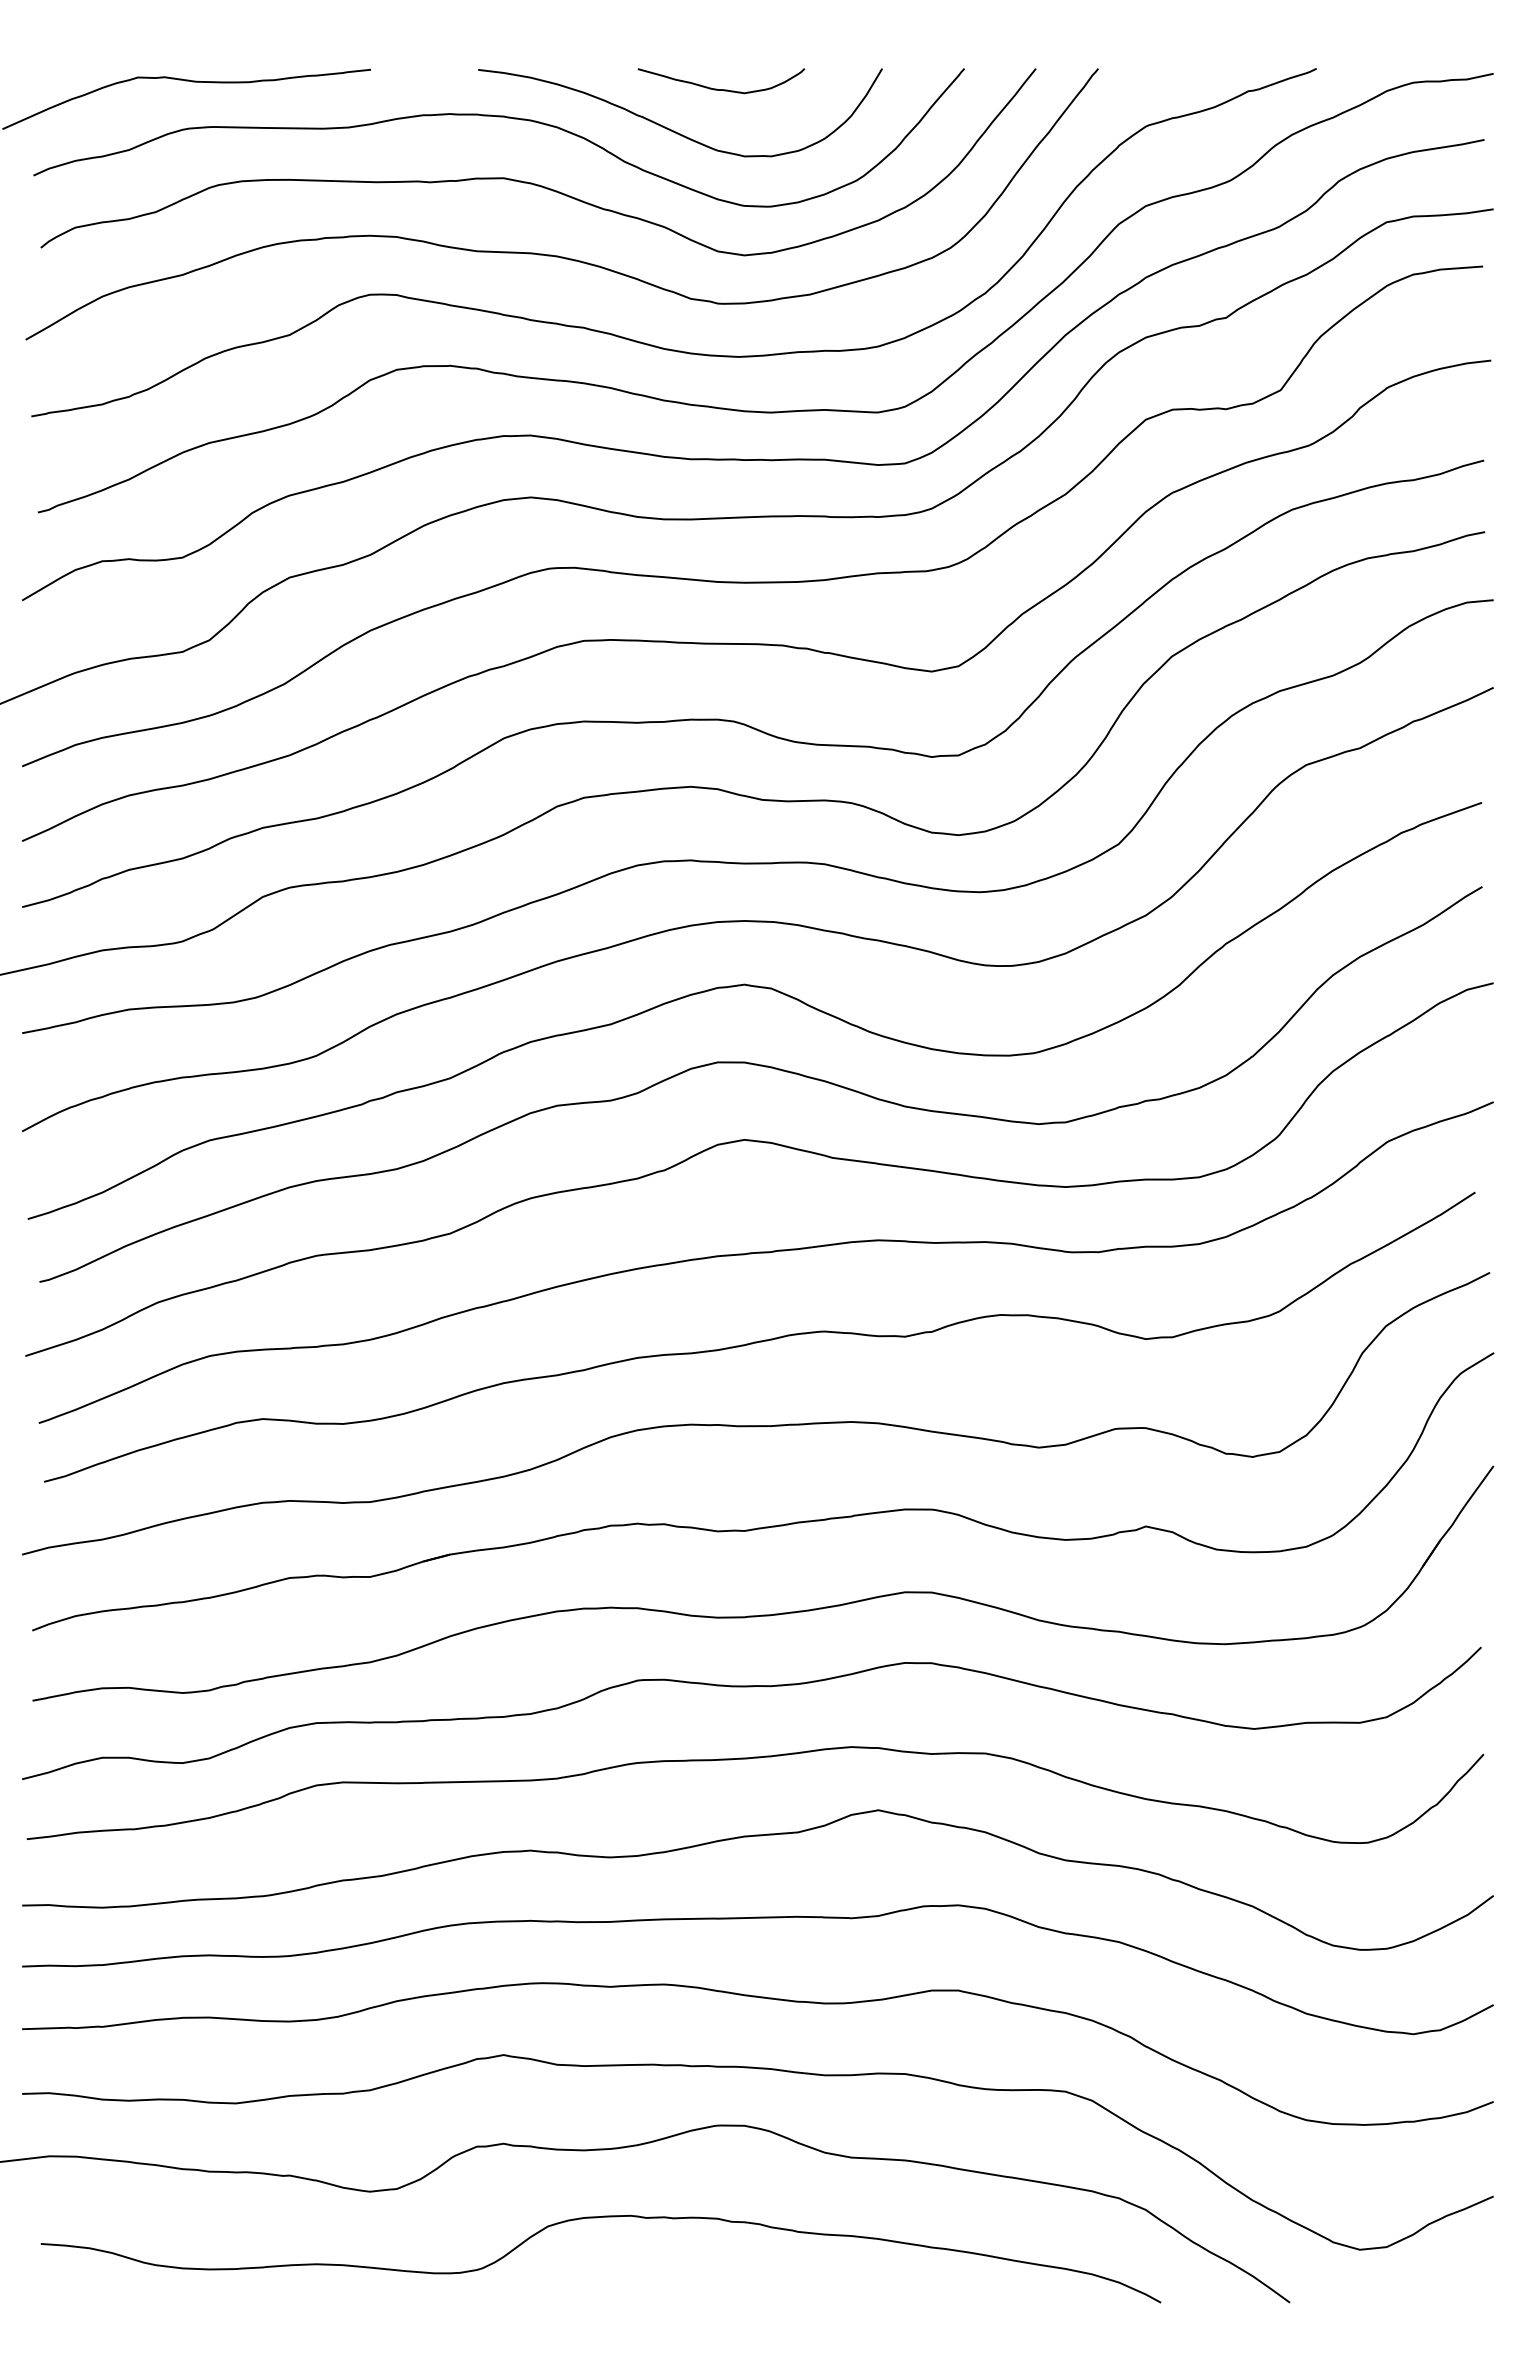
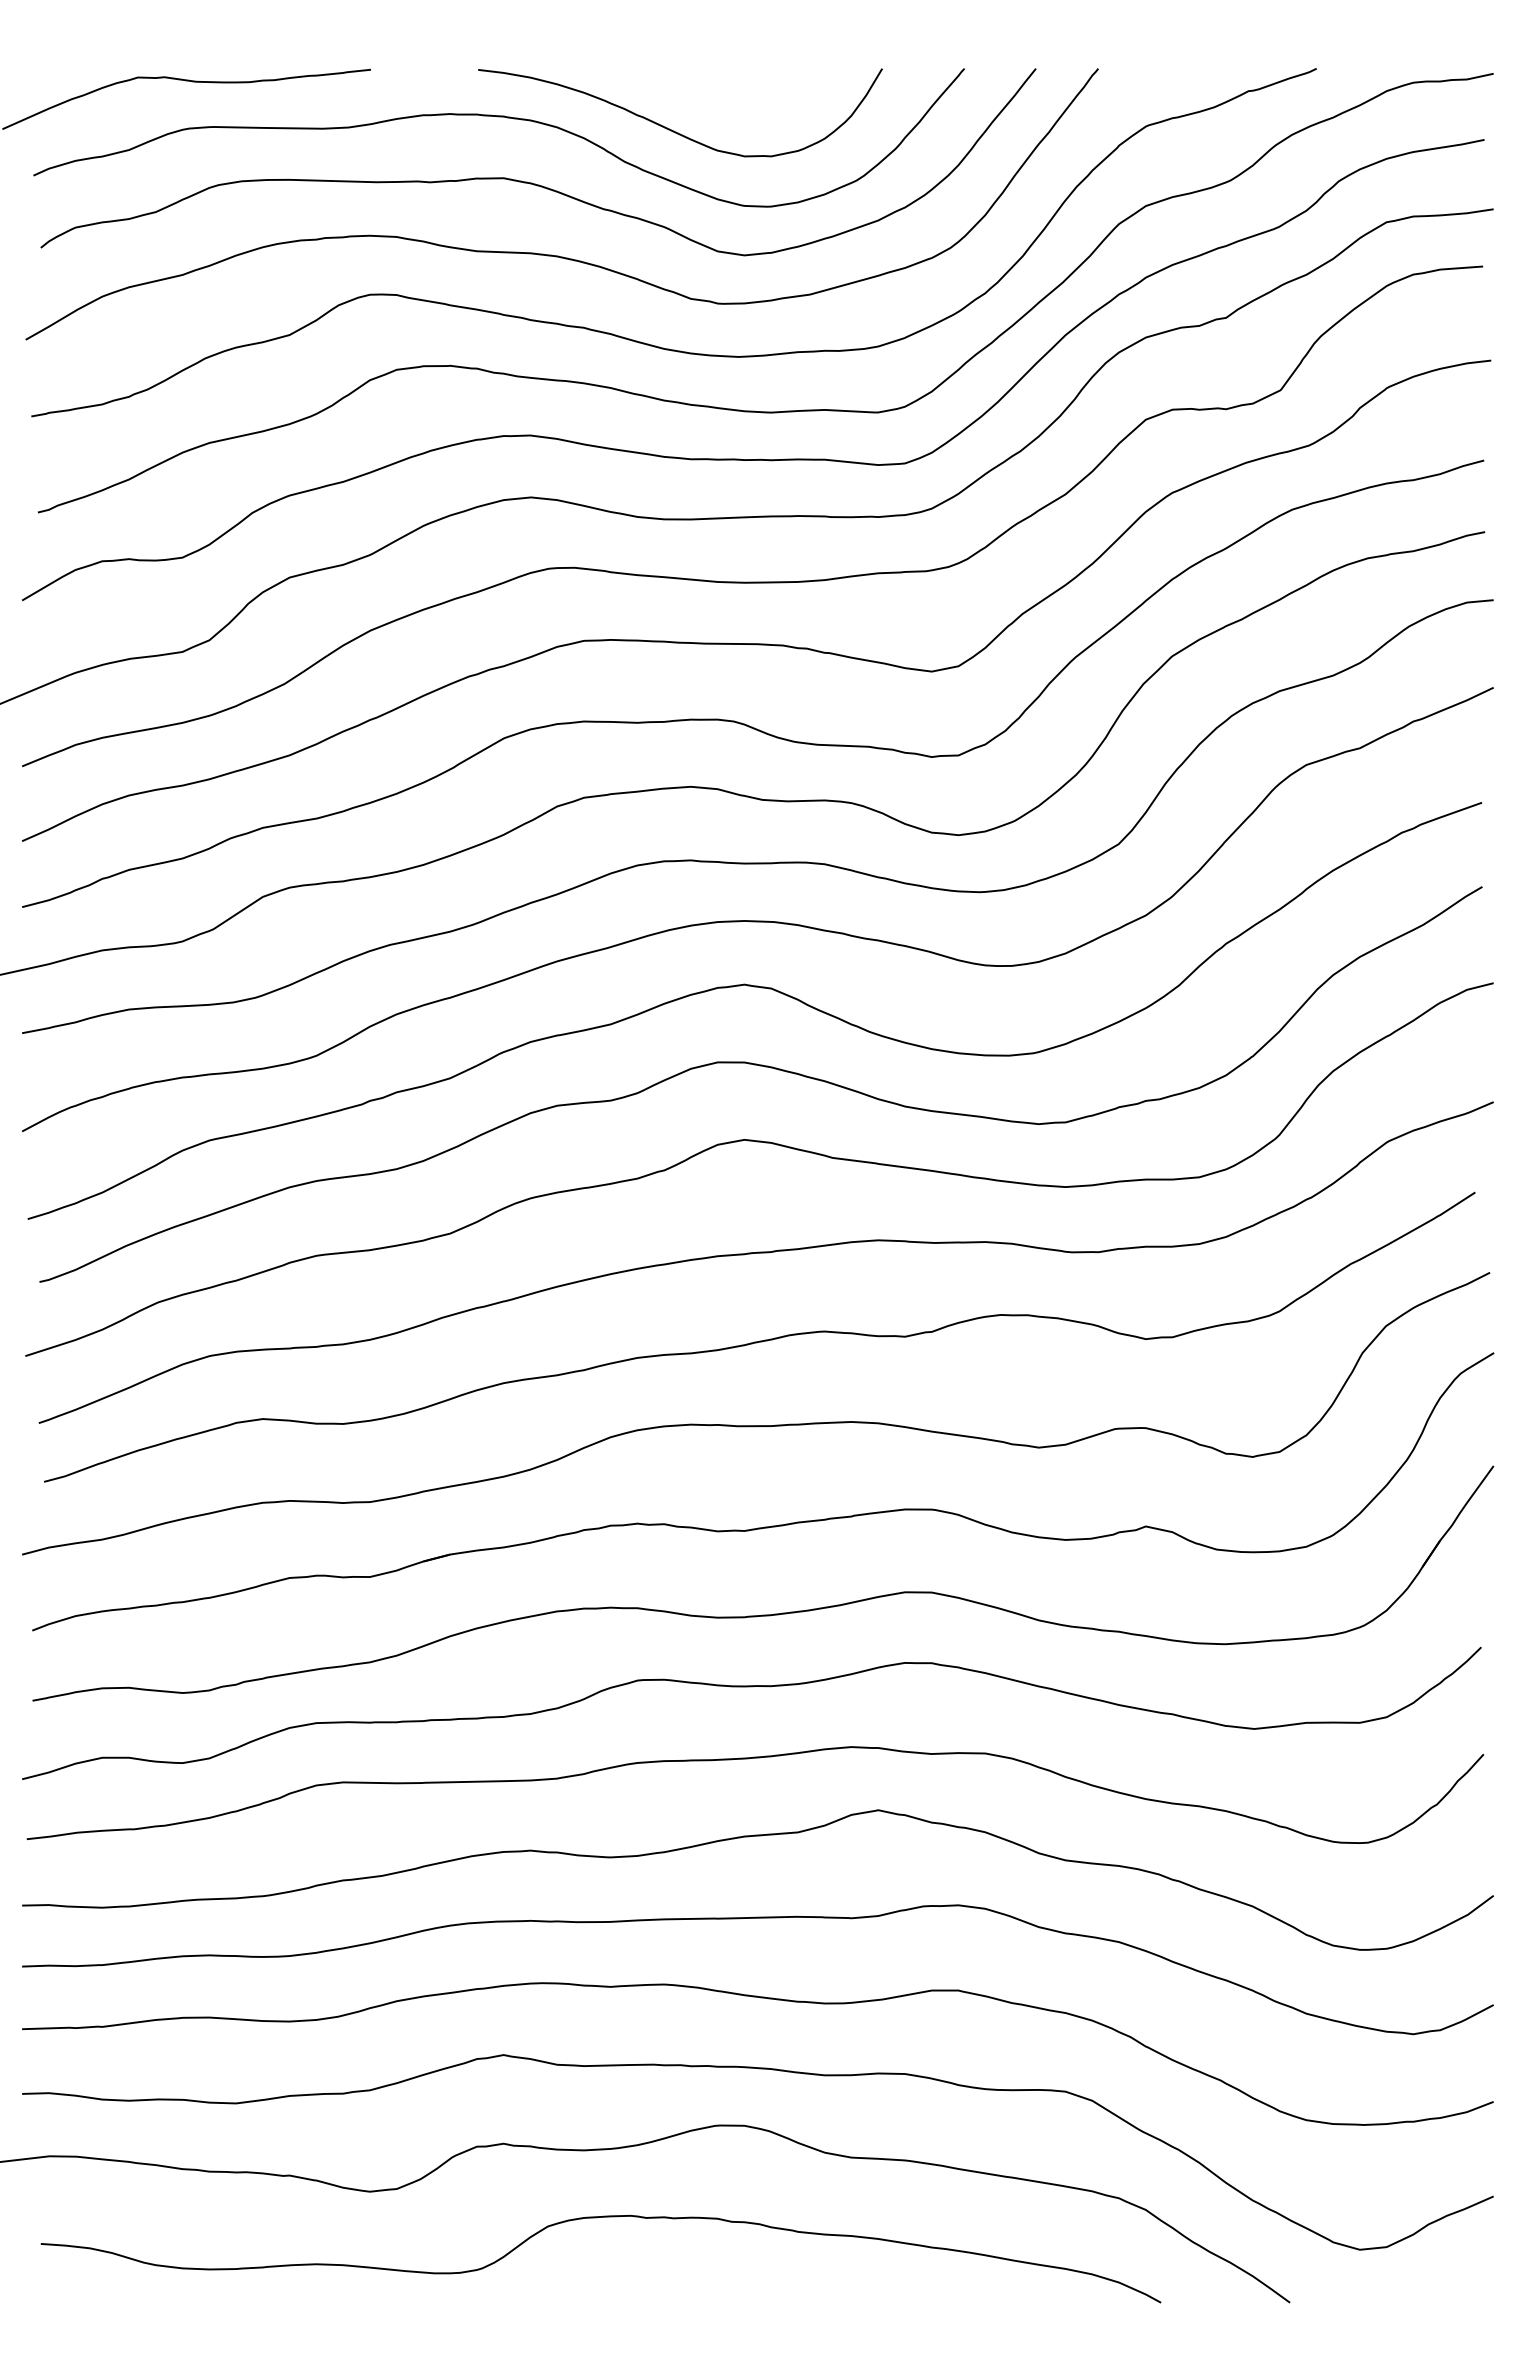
curve: present -> none (721, 89)
